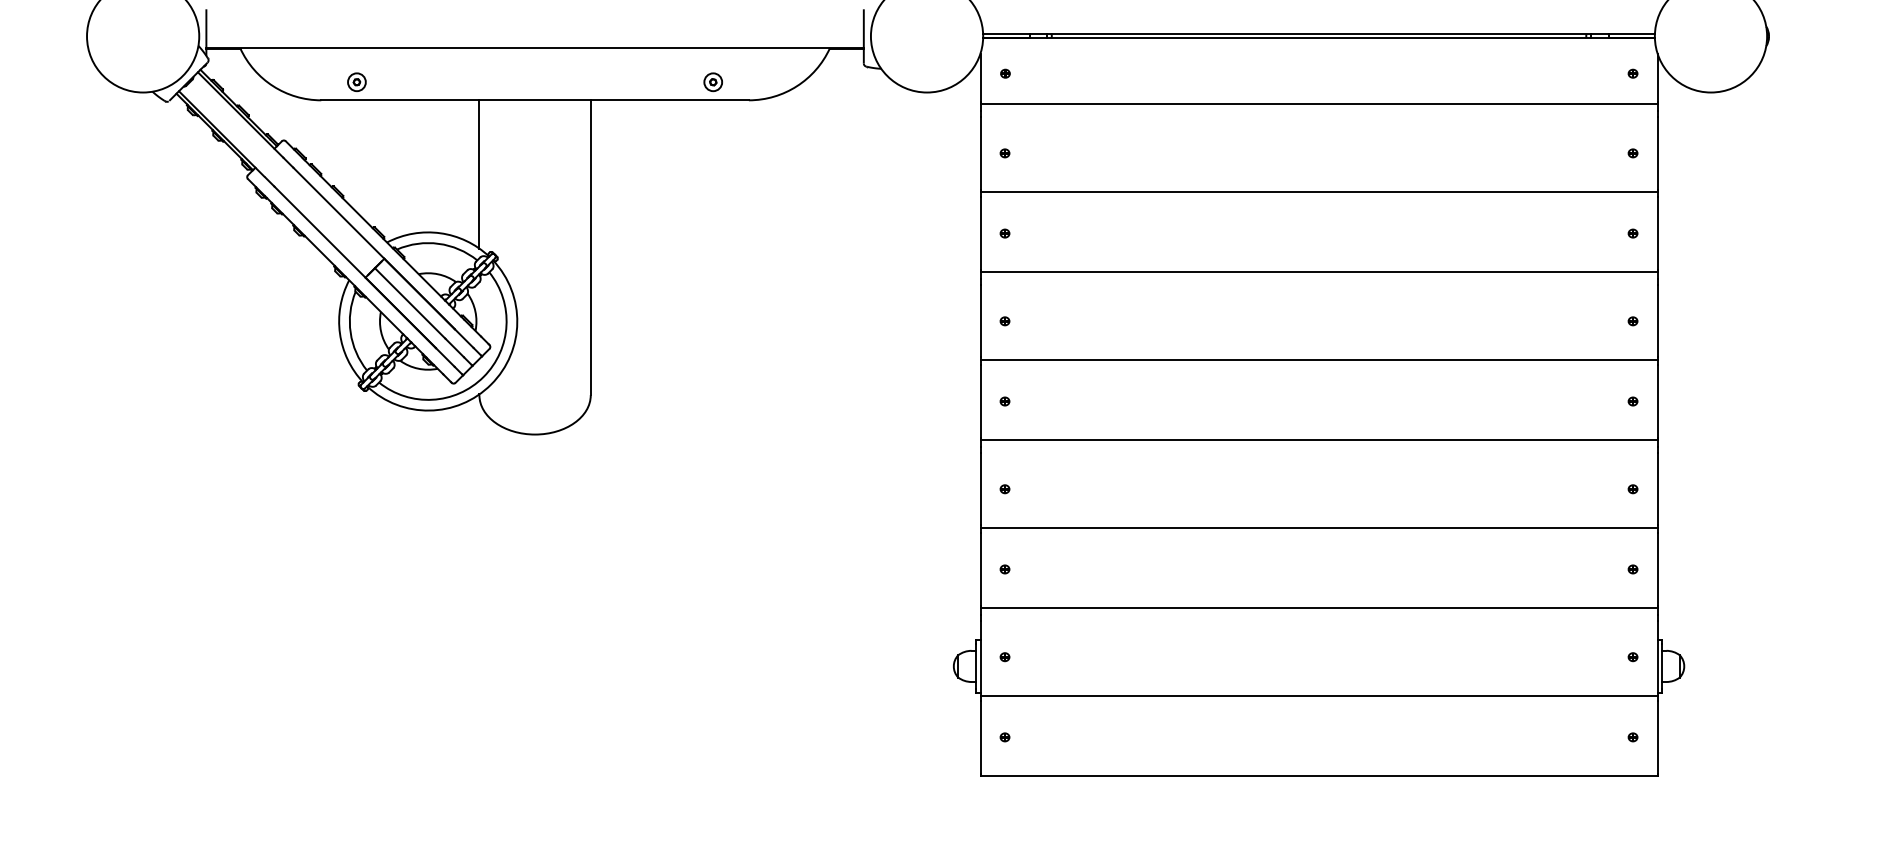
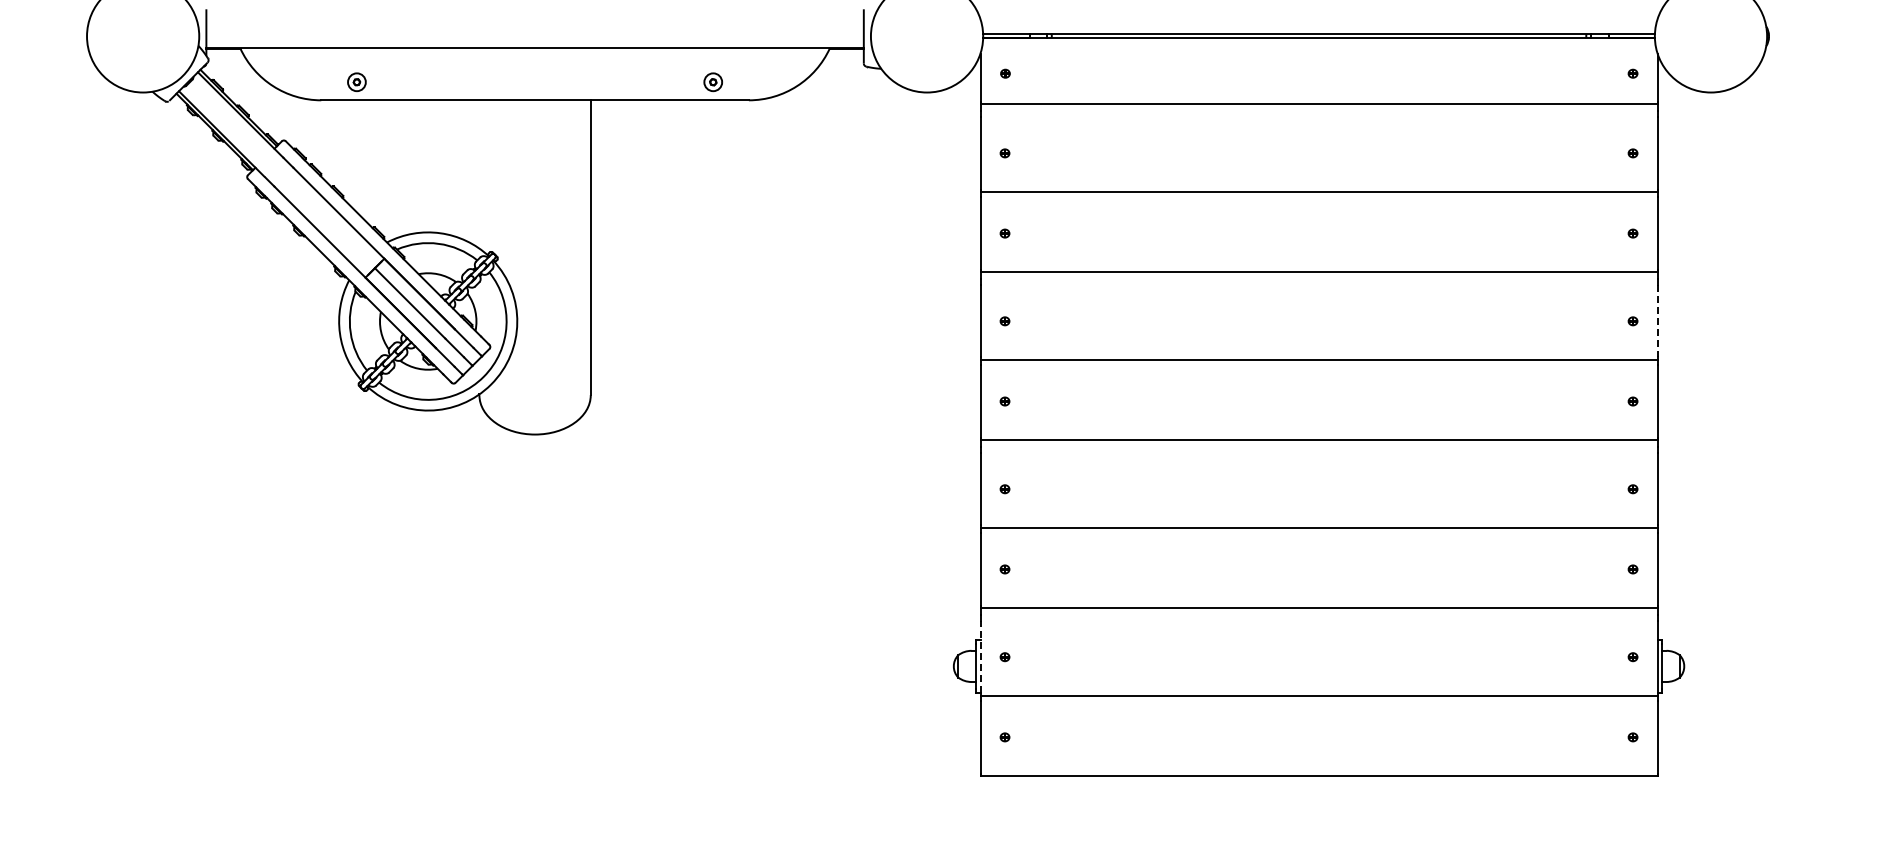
line: present -> none (479, 174)
line: solid -> dashed (1657, 321)
line: solid -> dashed (980, 656)
